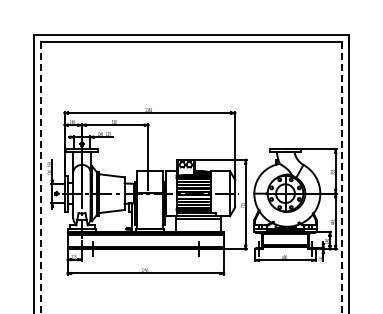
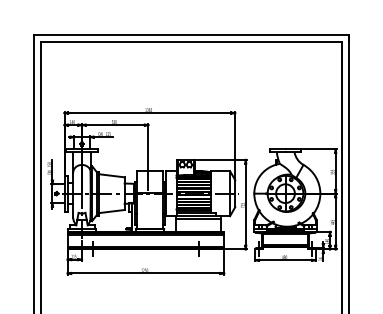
line: dashed -> solid (41, 178)
line: dashed -> solid (341, 178)
